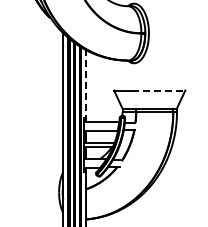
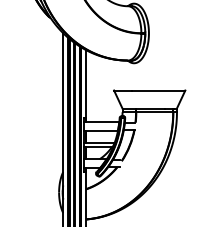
line: dashed -> solid (86, 85)
line: dashed -> solid (158, 90)
